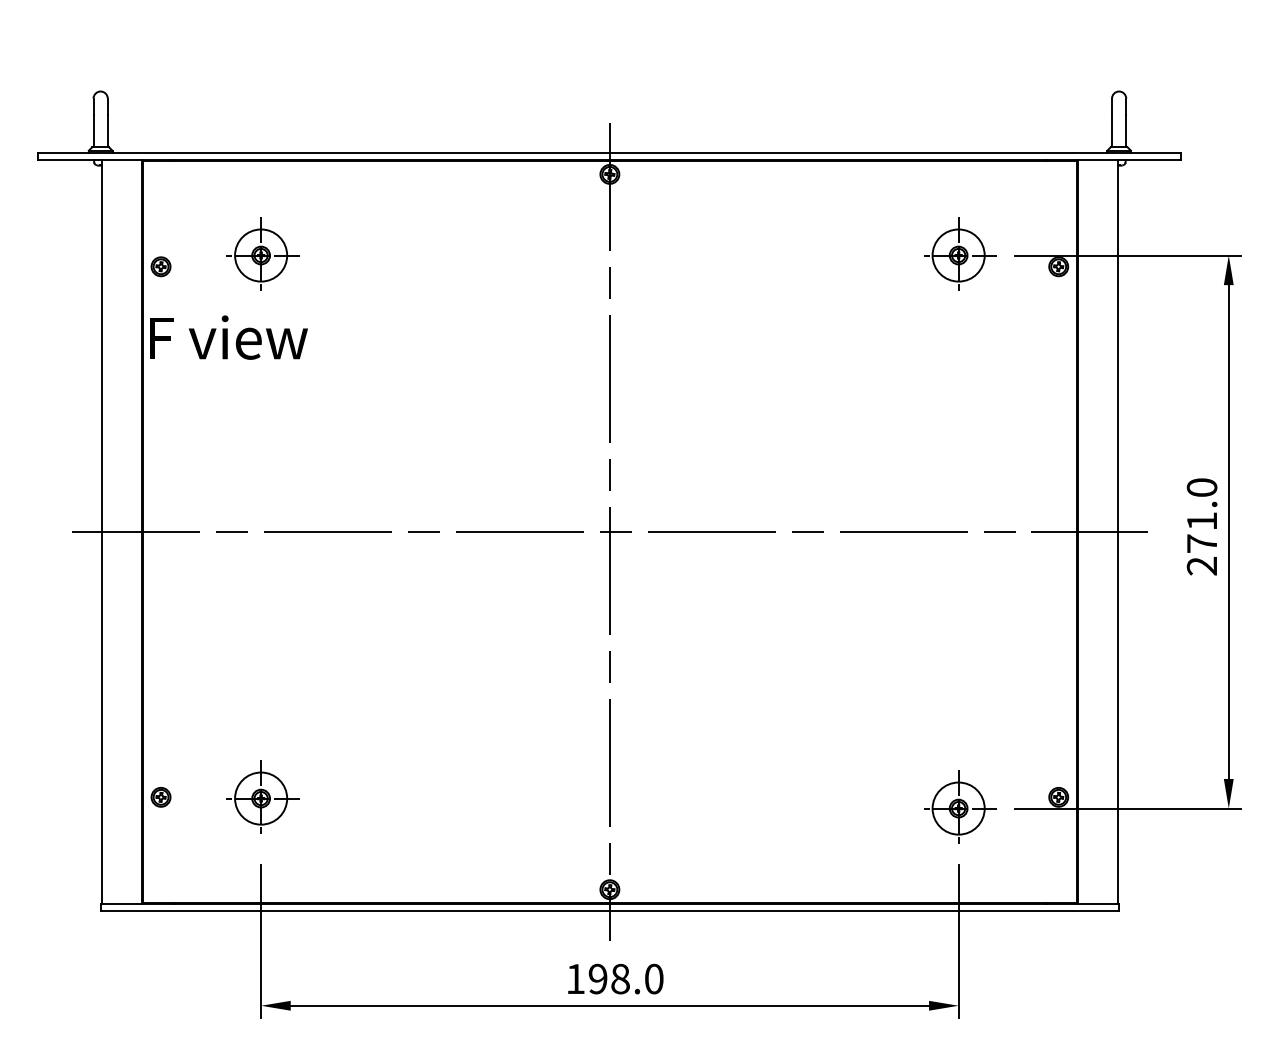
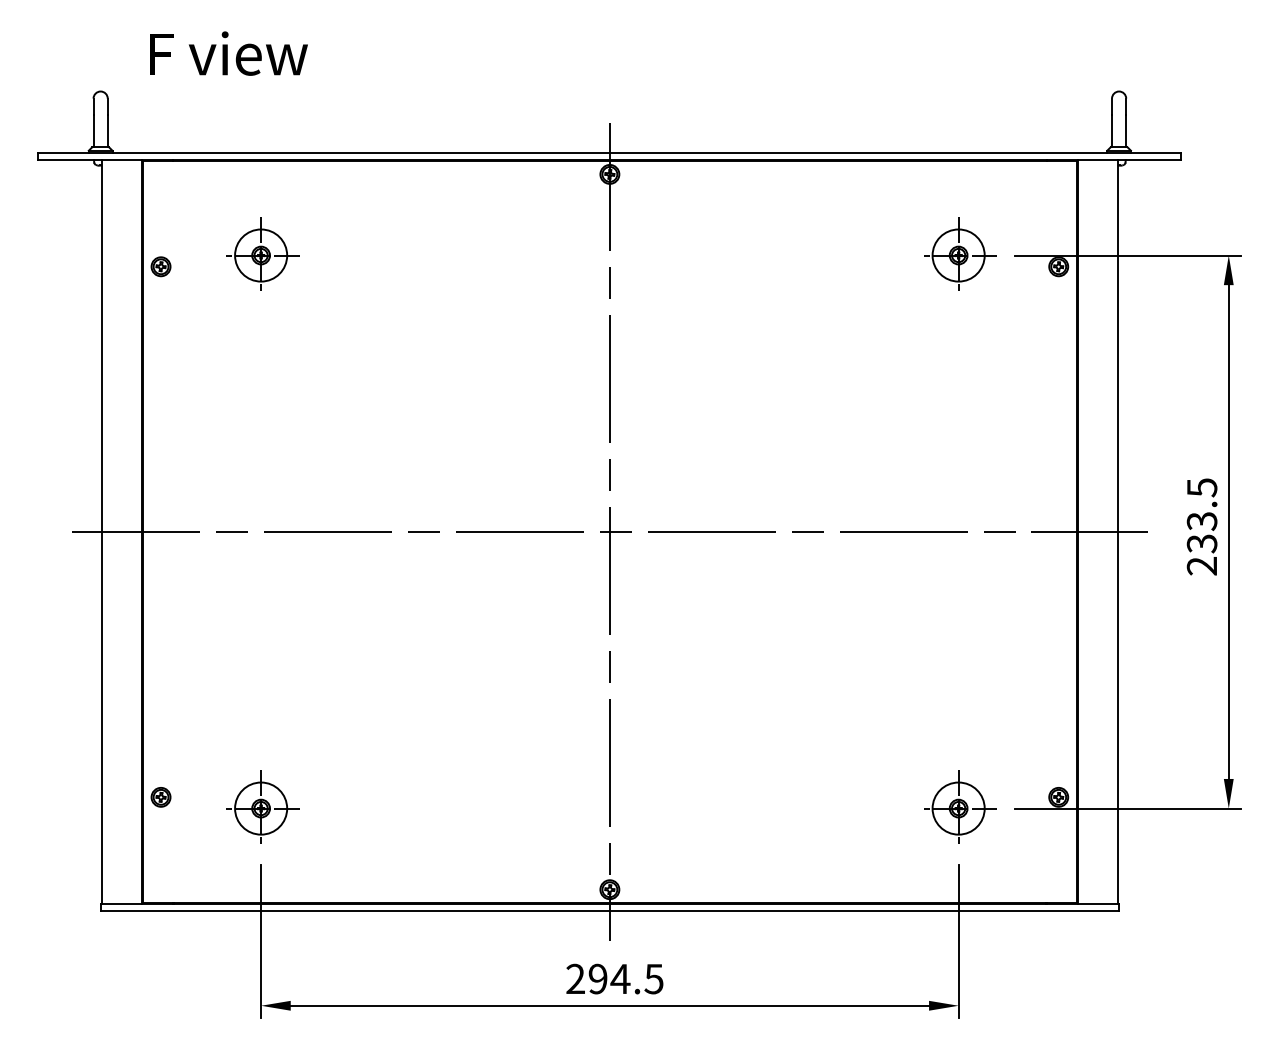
text position: (228, 337) -> (228, 53) (228, 53)
text: 271.0 -> 233.5 (1201, 515)
part position: (262, 796) -> (262, 806) (262, 806)
text: 198.0 -> 294.5 (614, 978)
